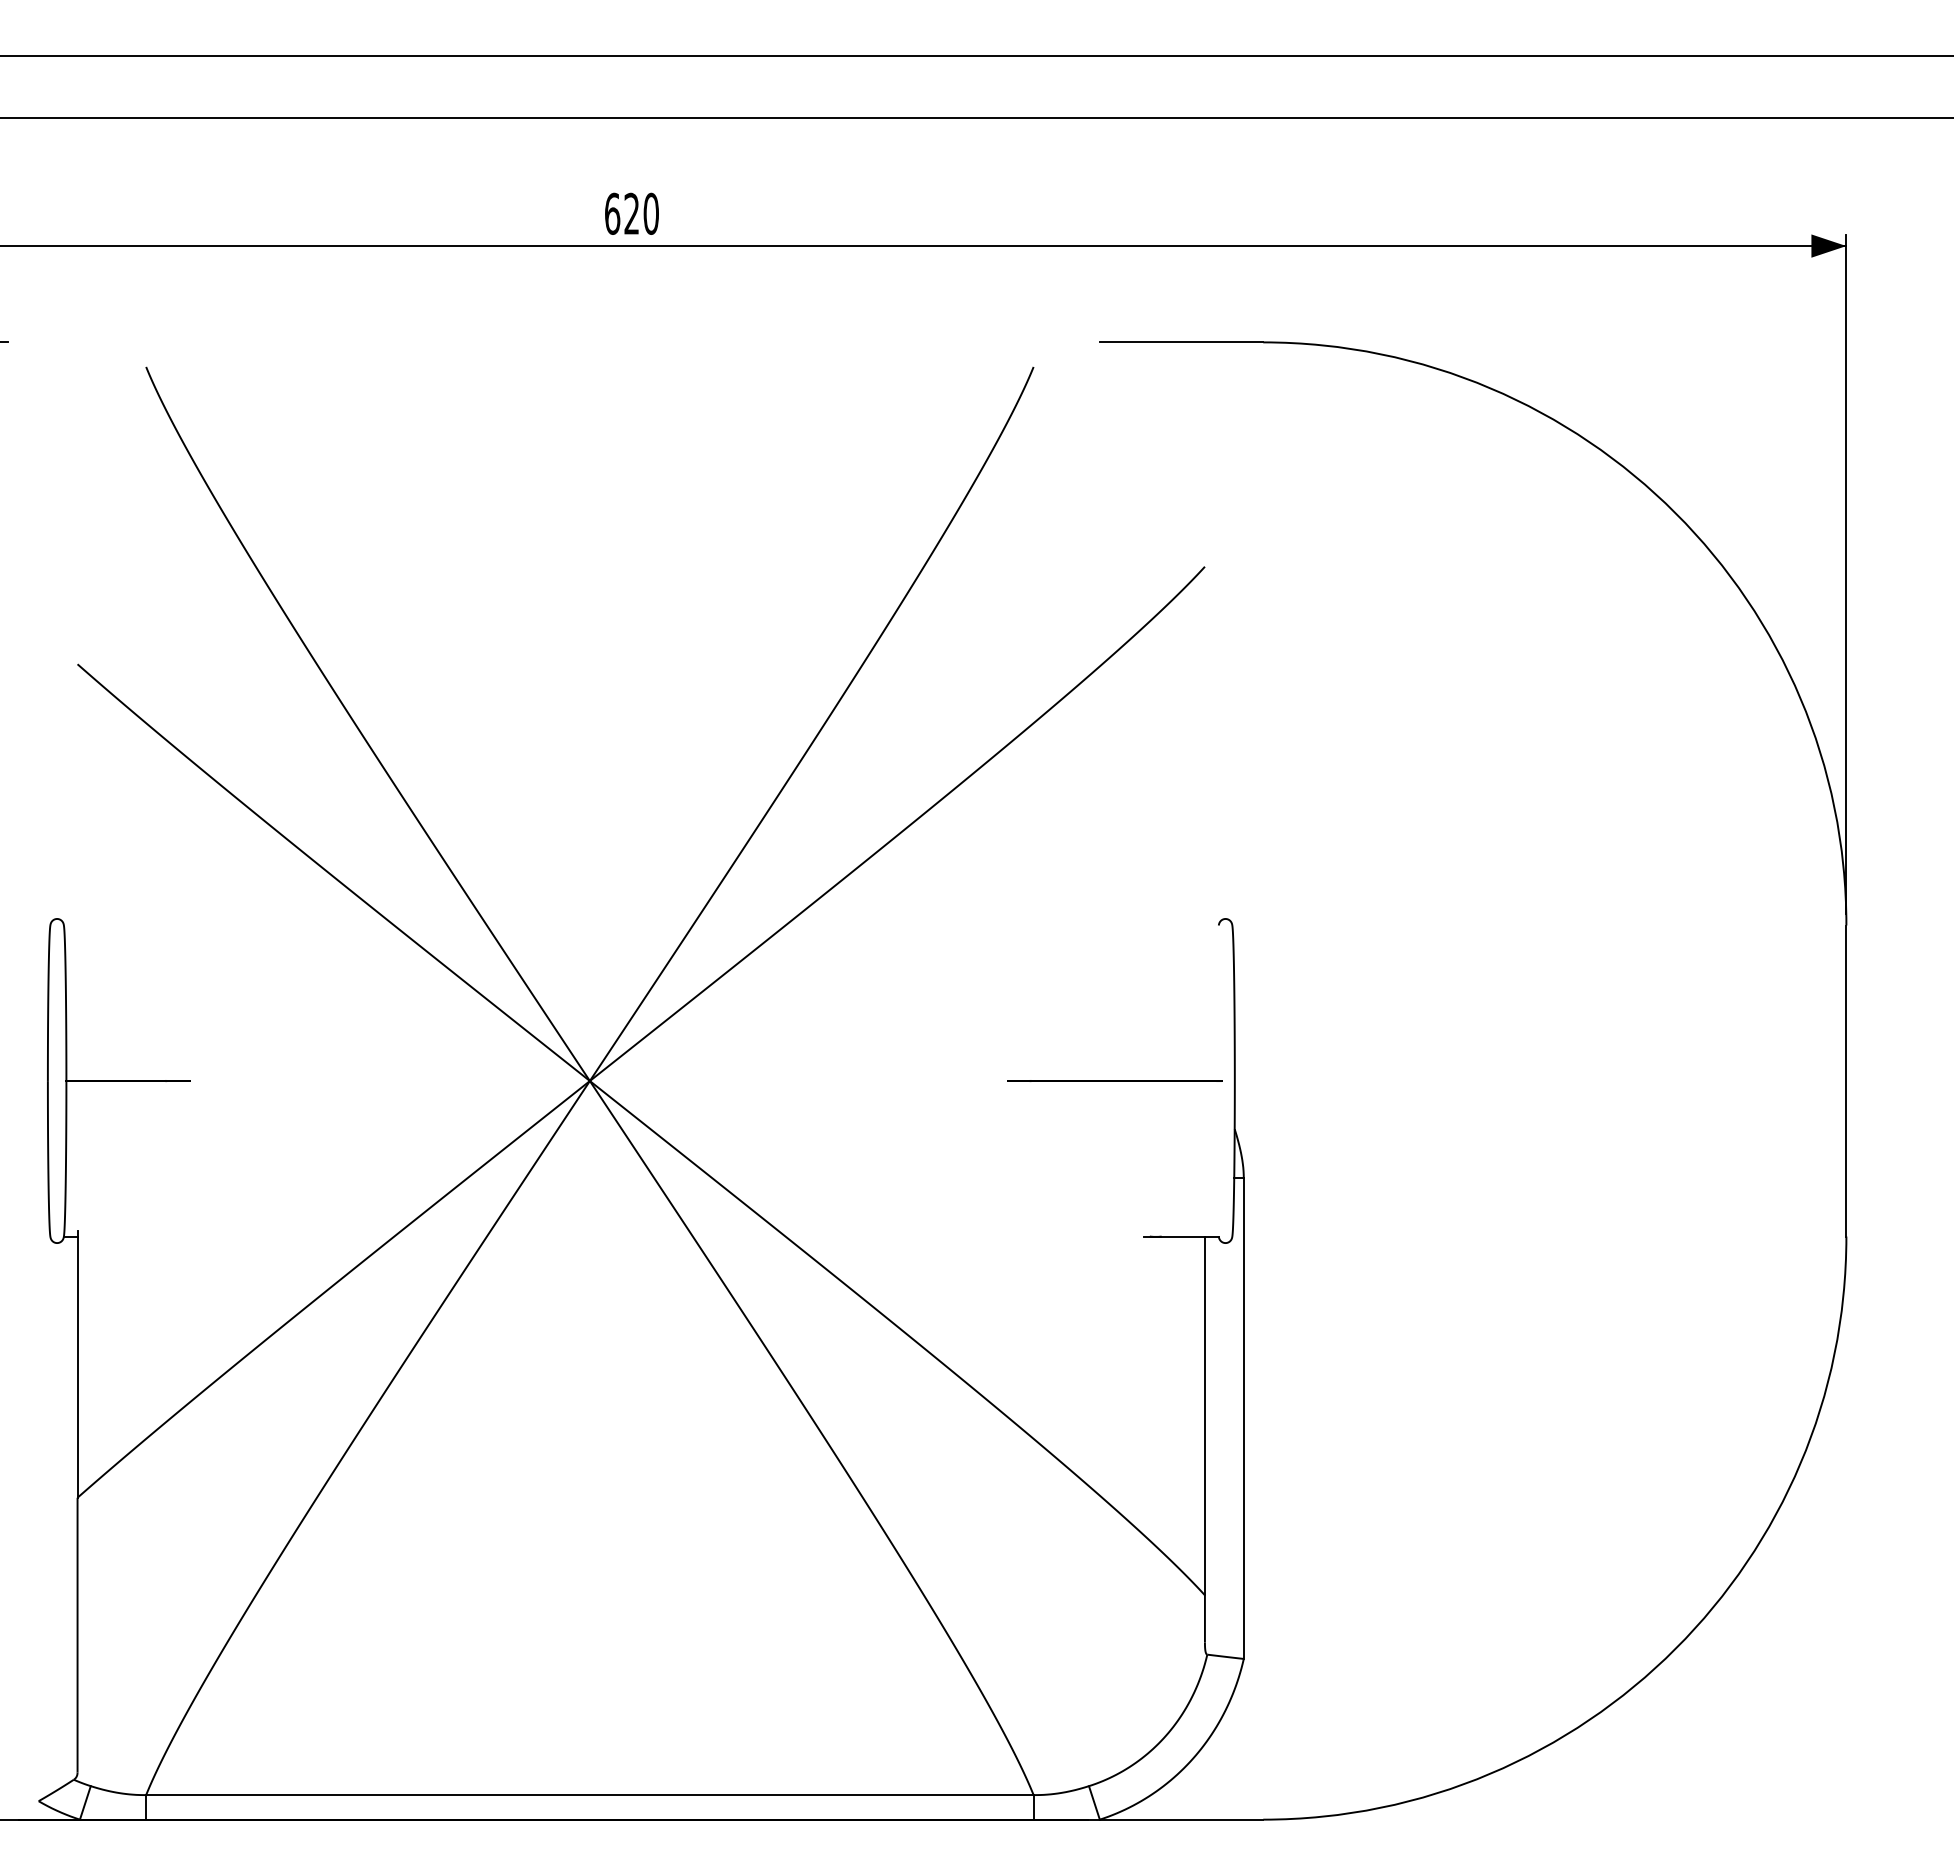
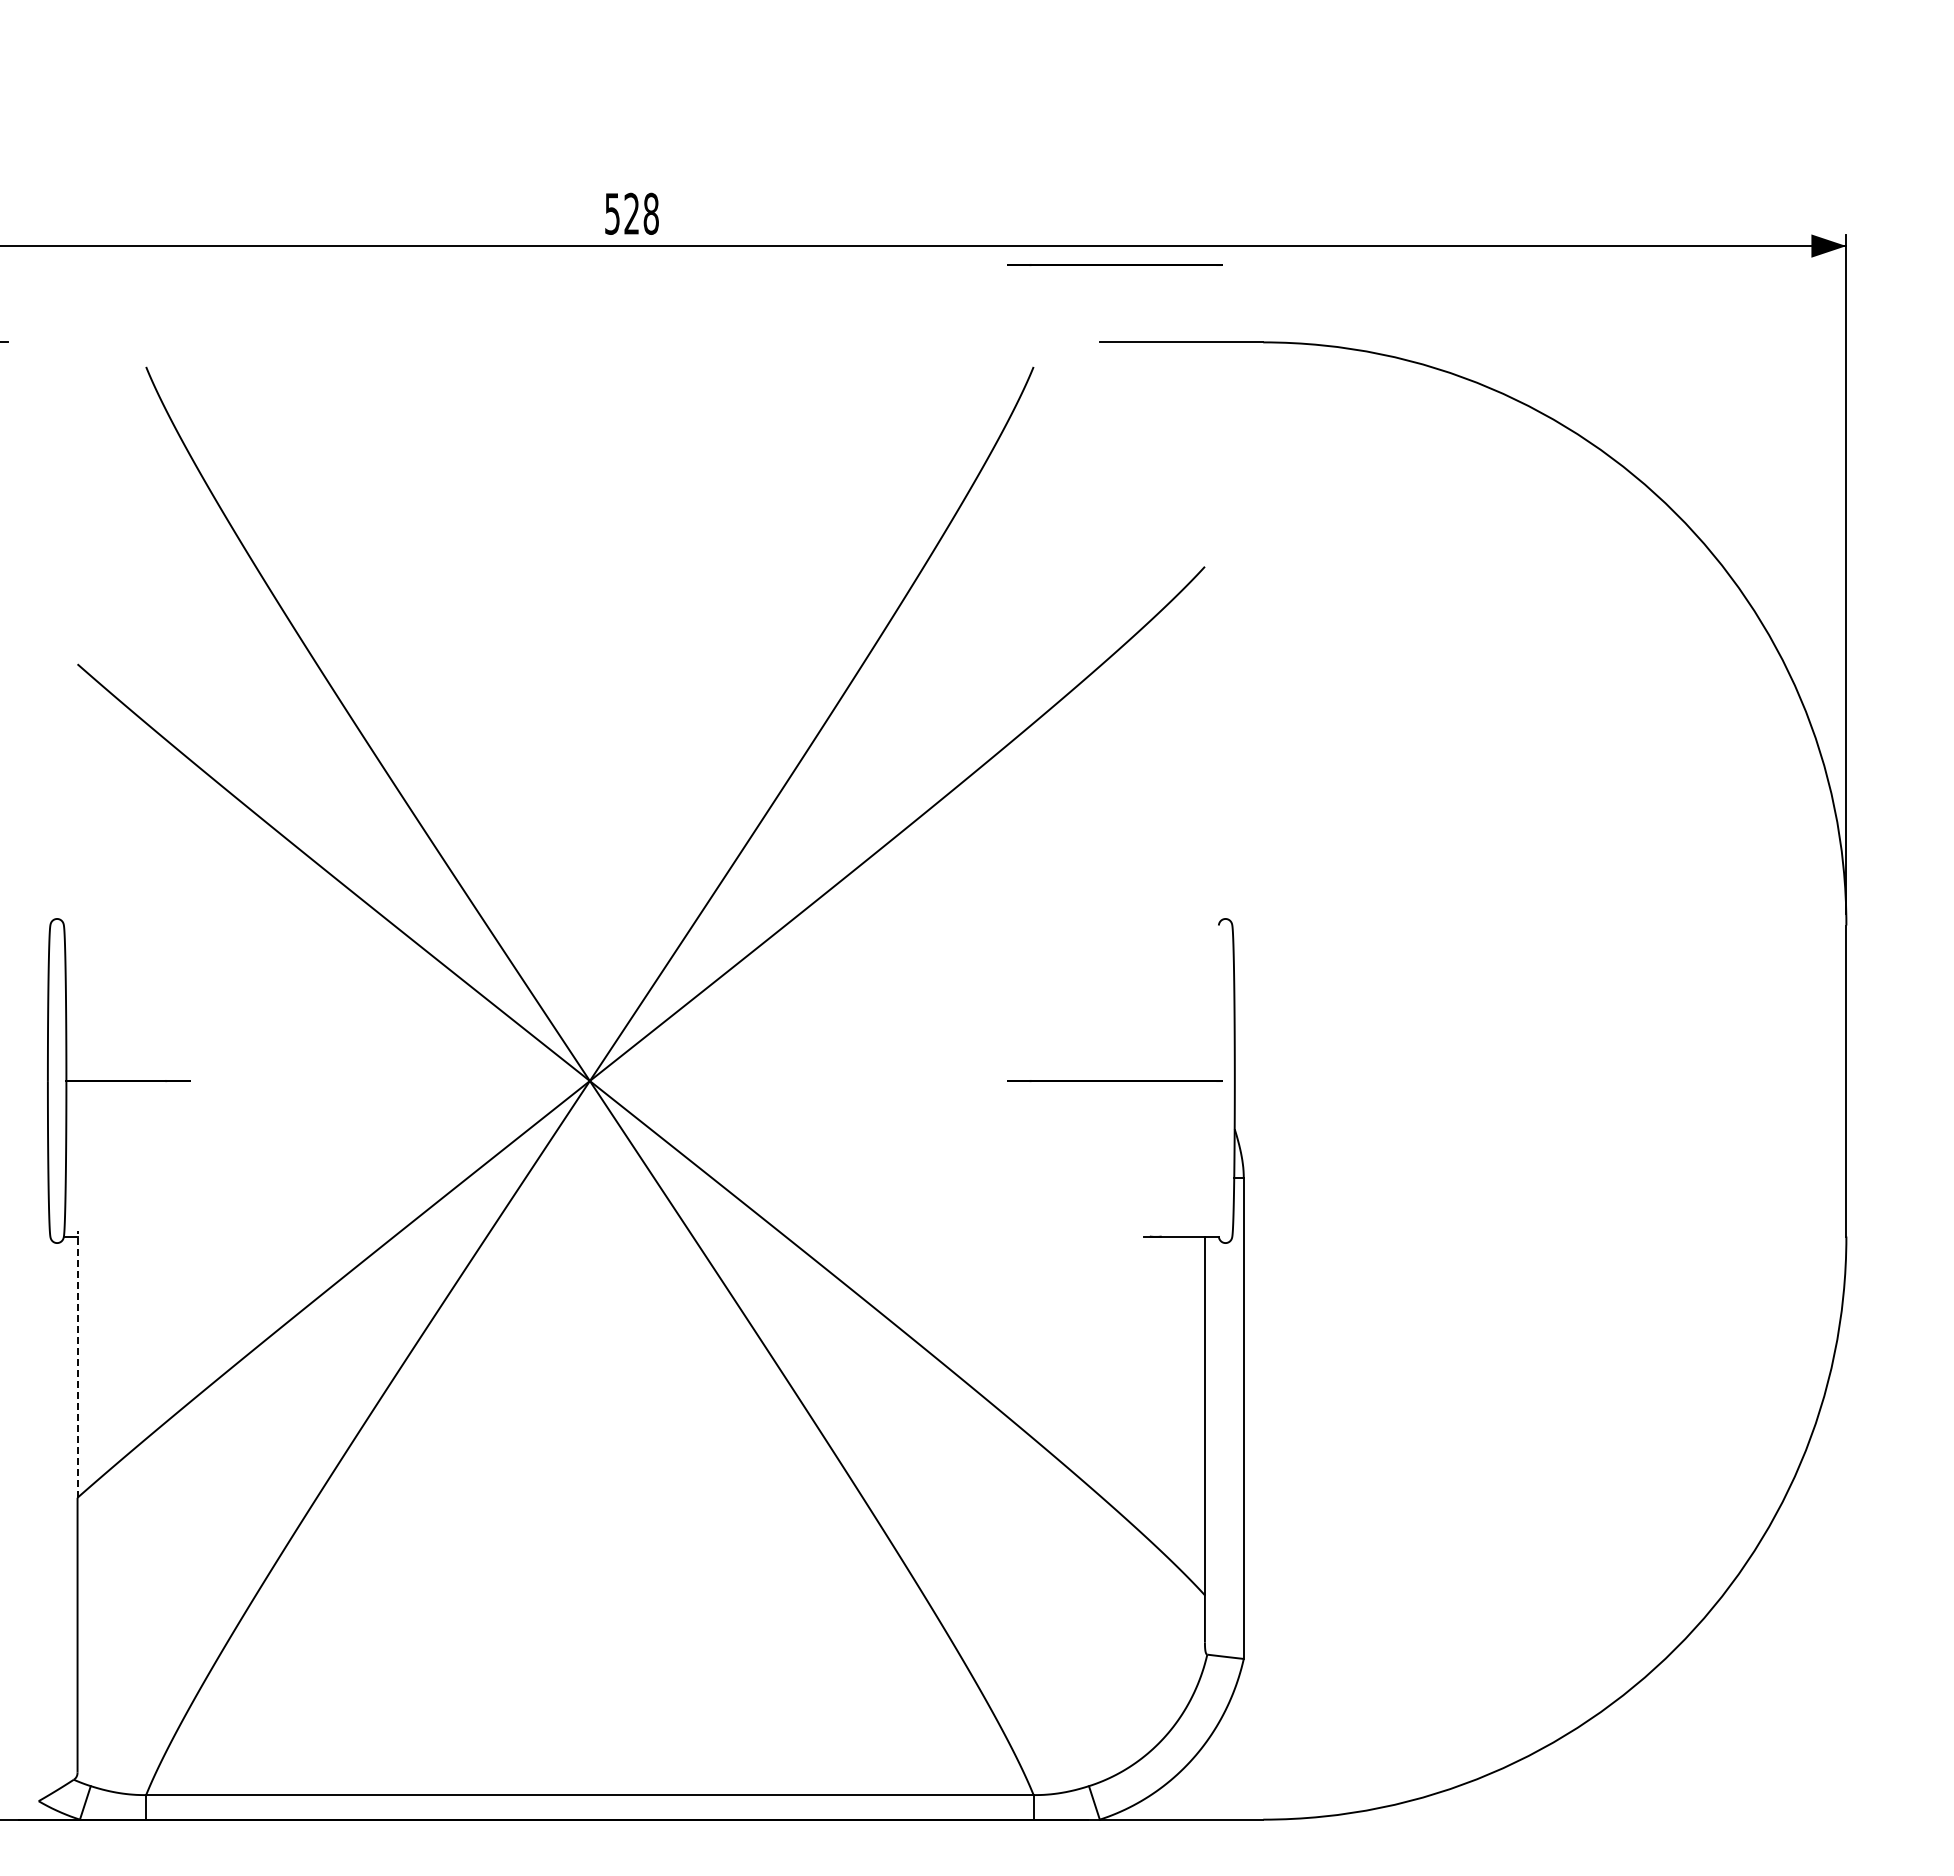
line: present -> none (976, 56)
line: present -> none (976, 118)
text: 620 -> 528 (631, 213)
line: none -> present (1114, 264)
line: solid -> dashed (77, 1363)
